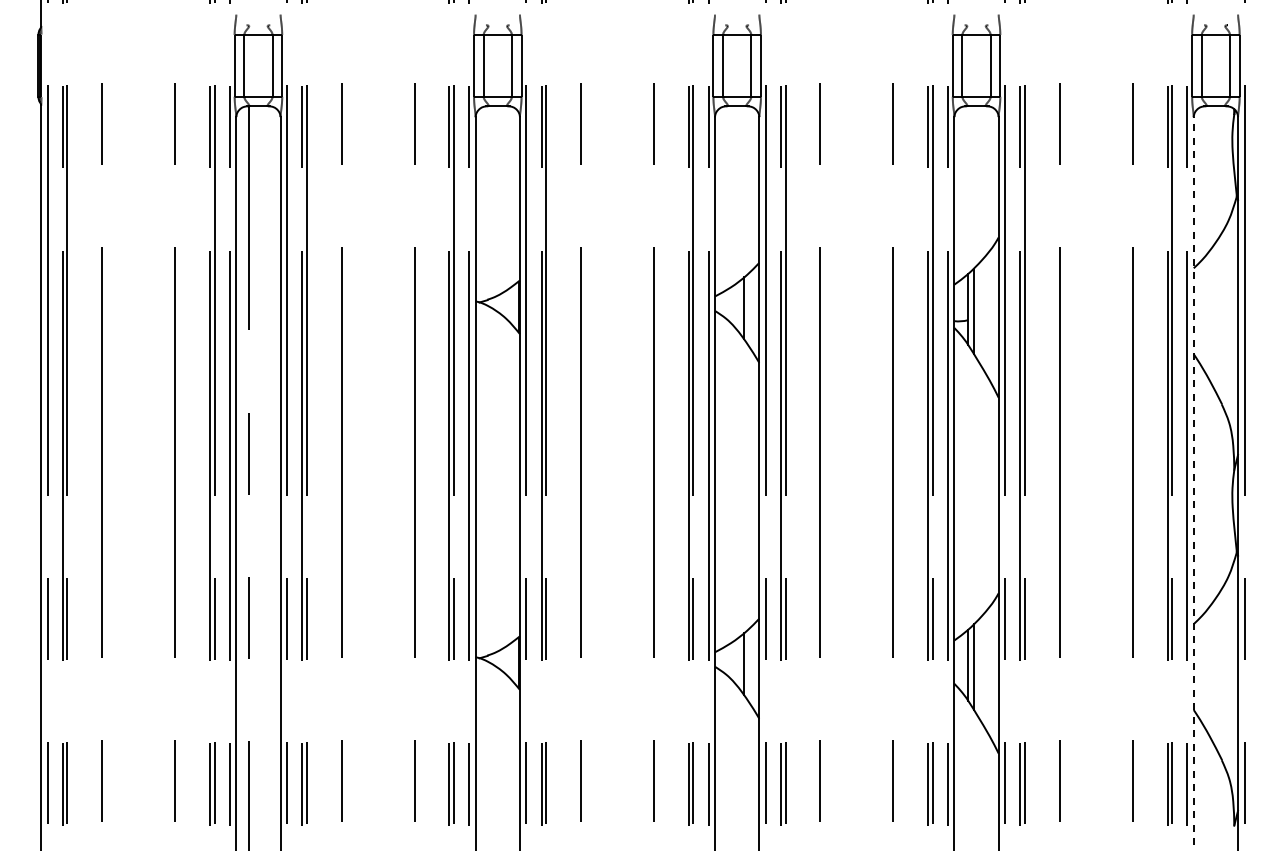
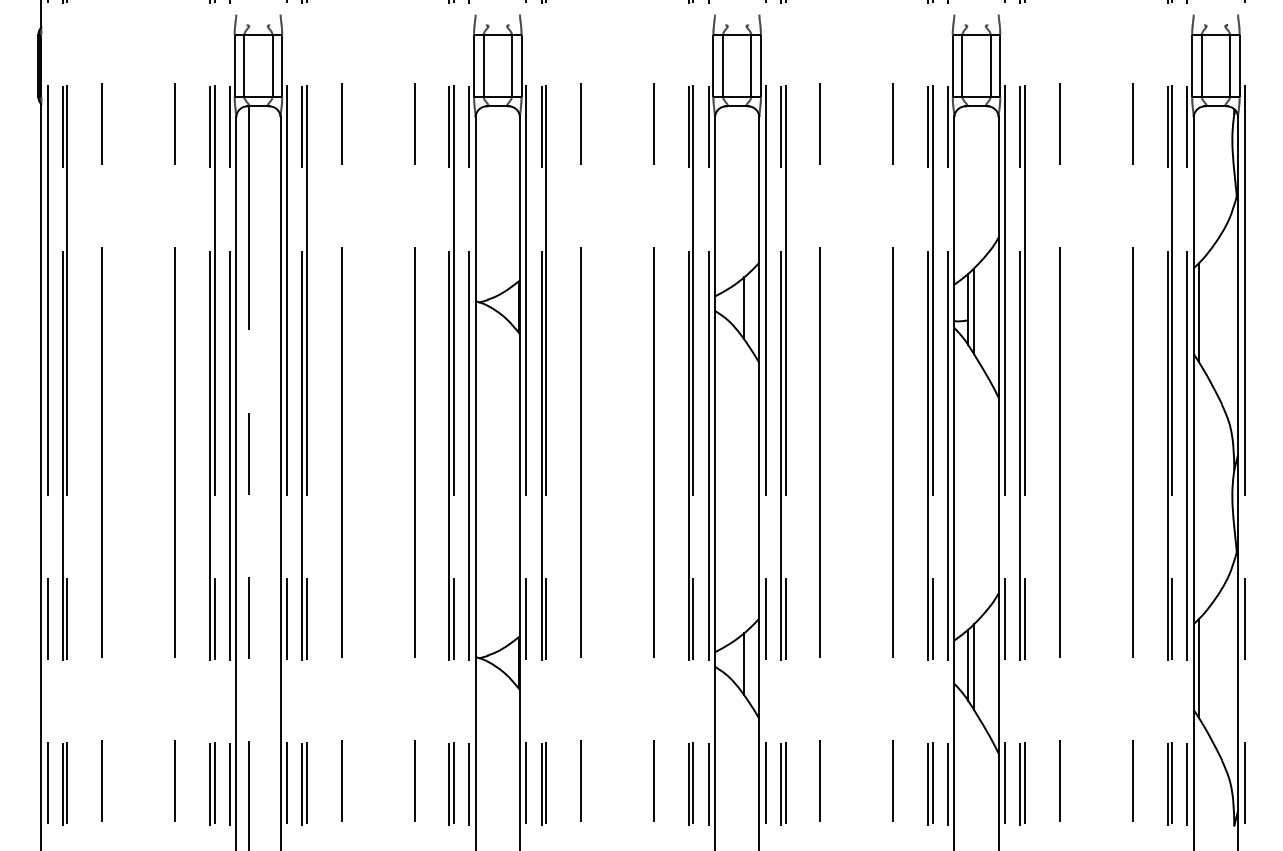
line: none -> present (1198, 312)
line: dashed -> solid (1193, 483)
line: none -> present (1198, 668)
